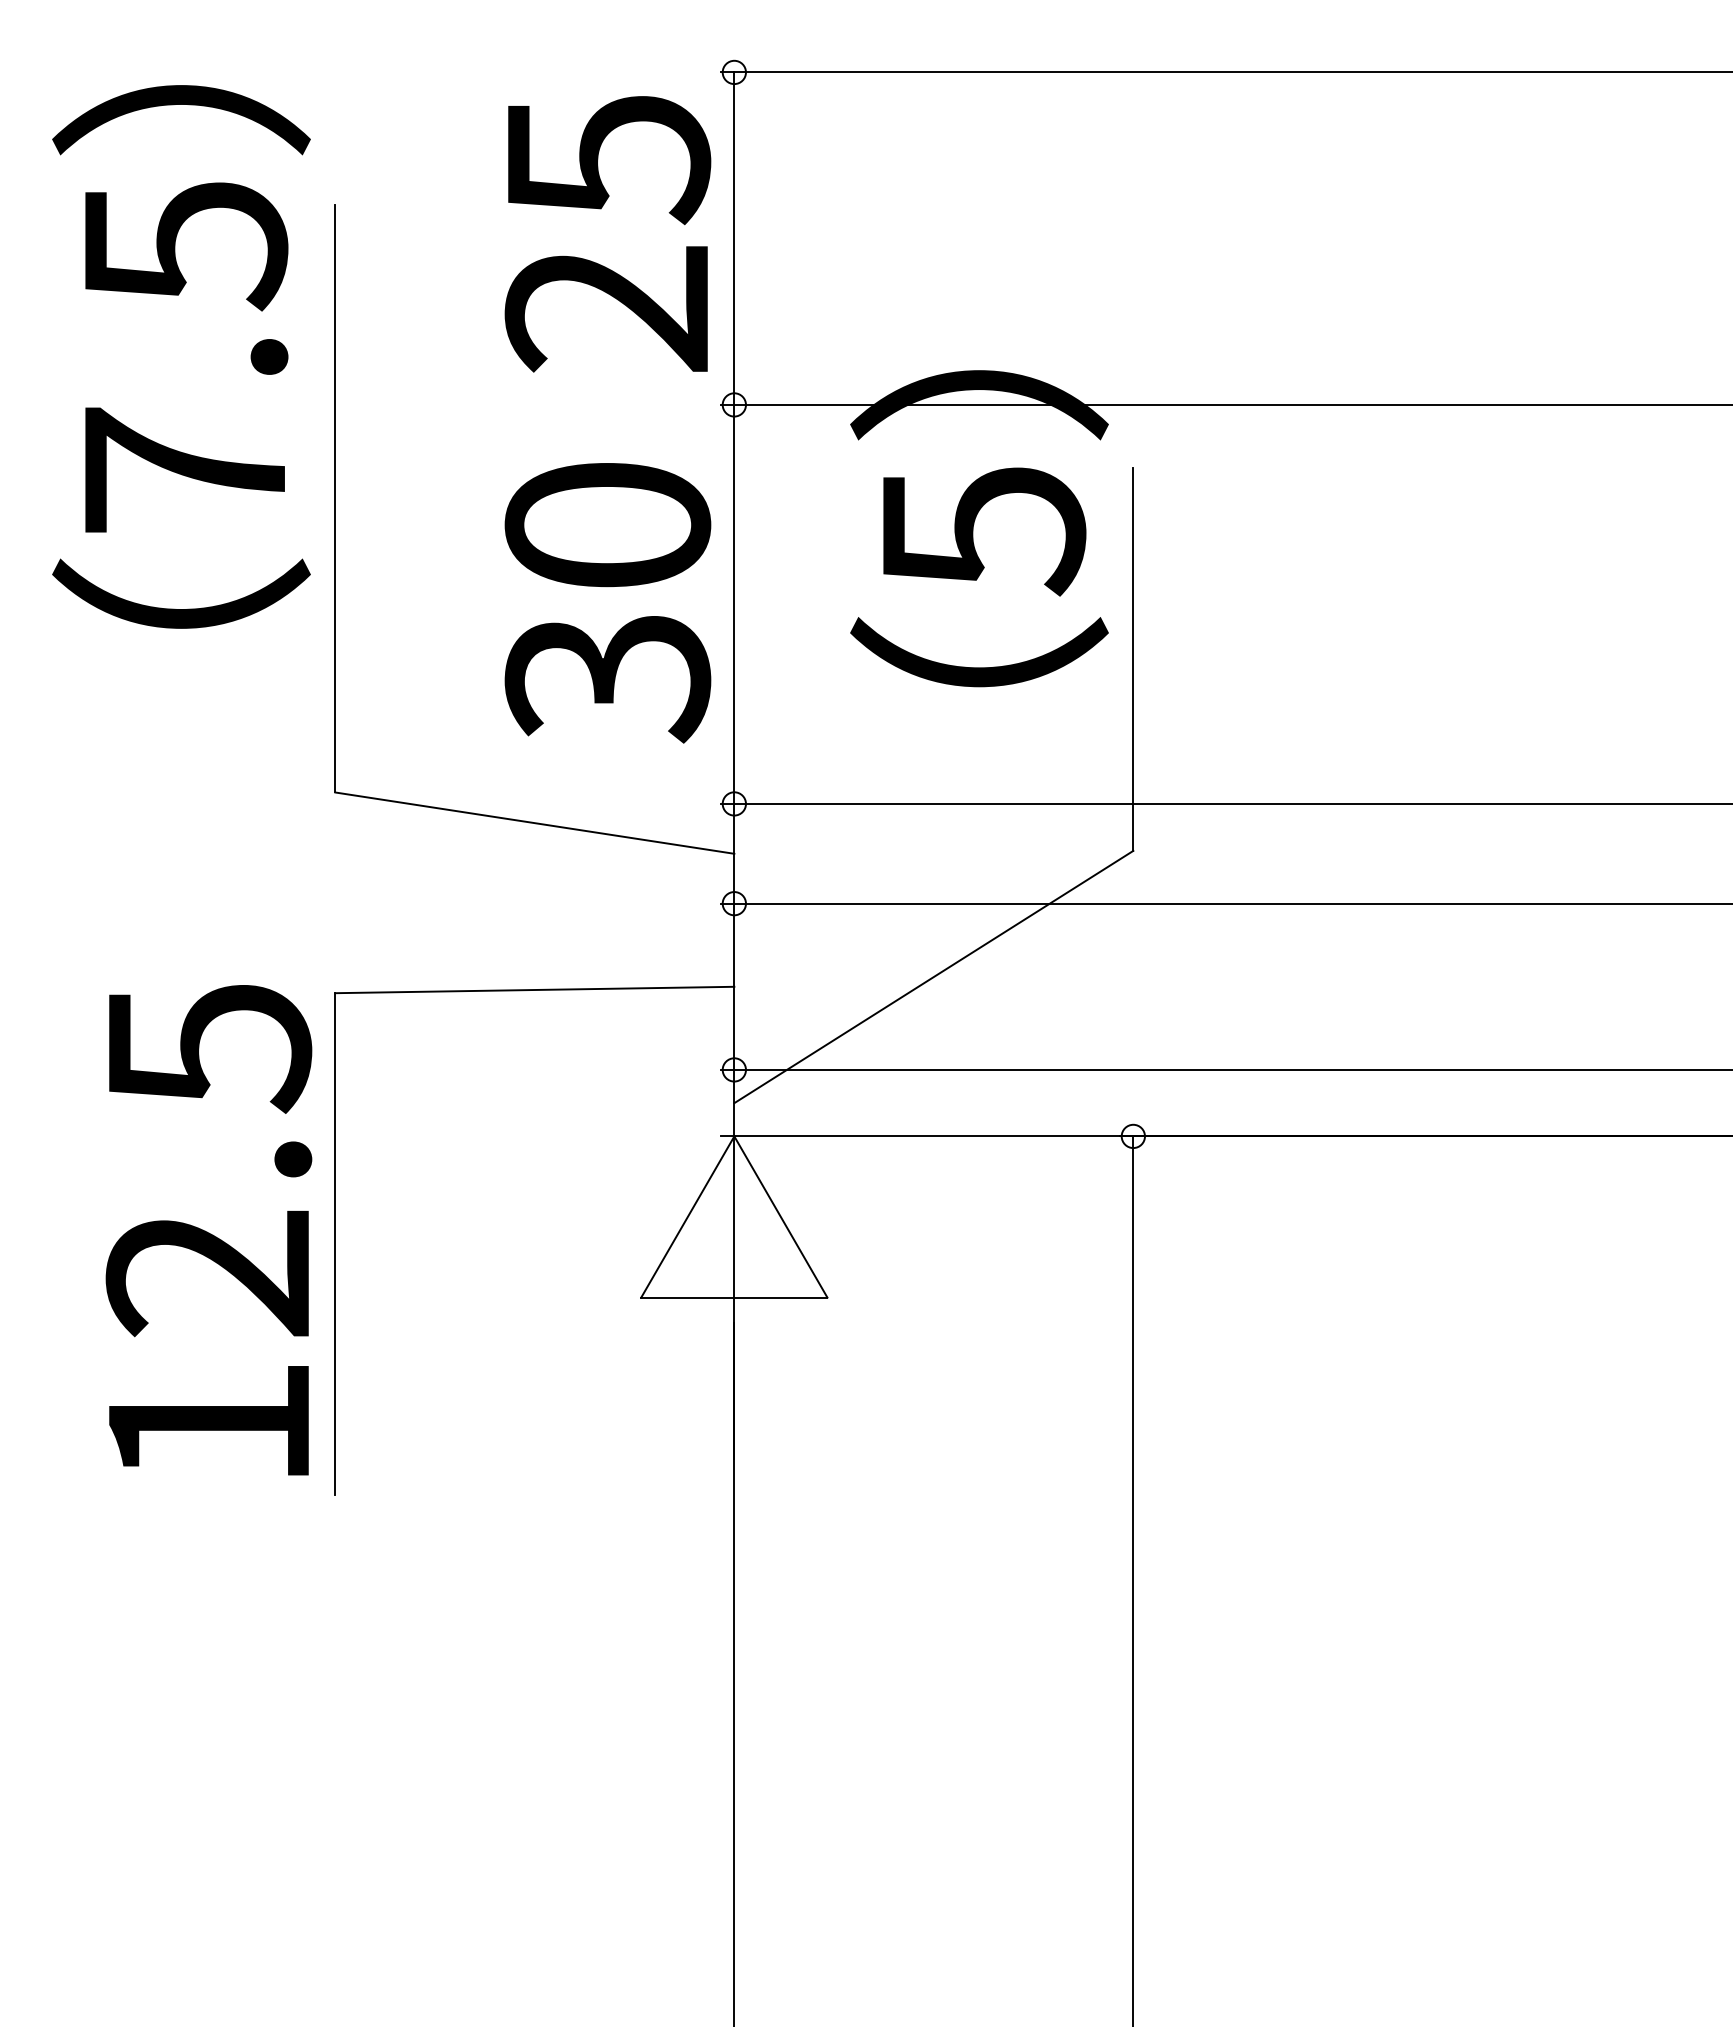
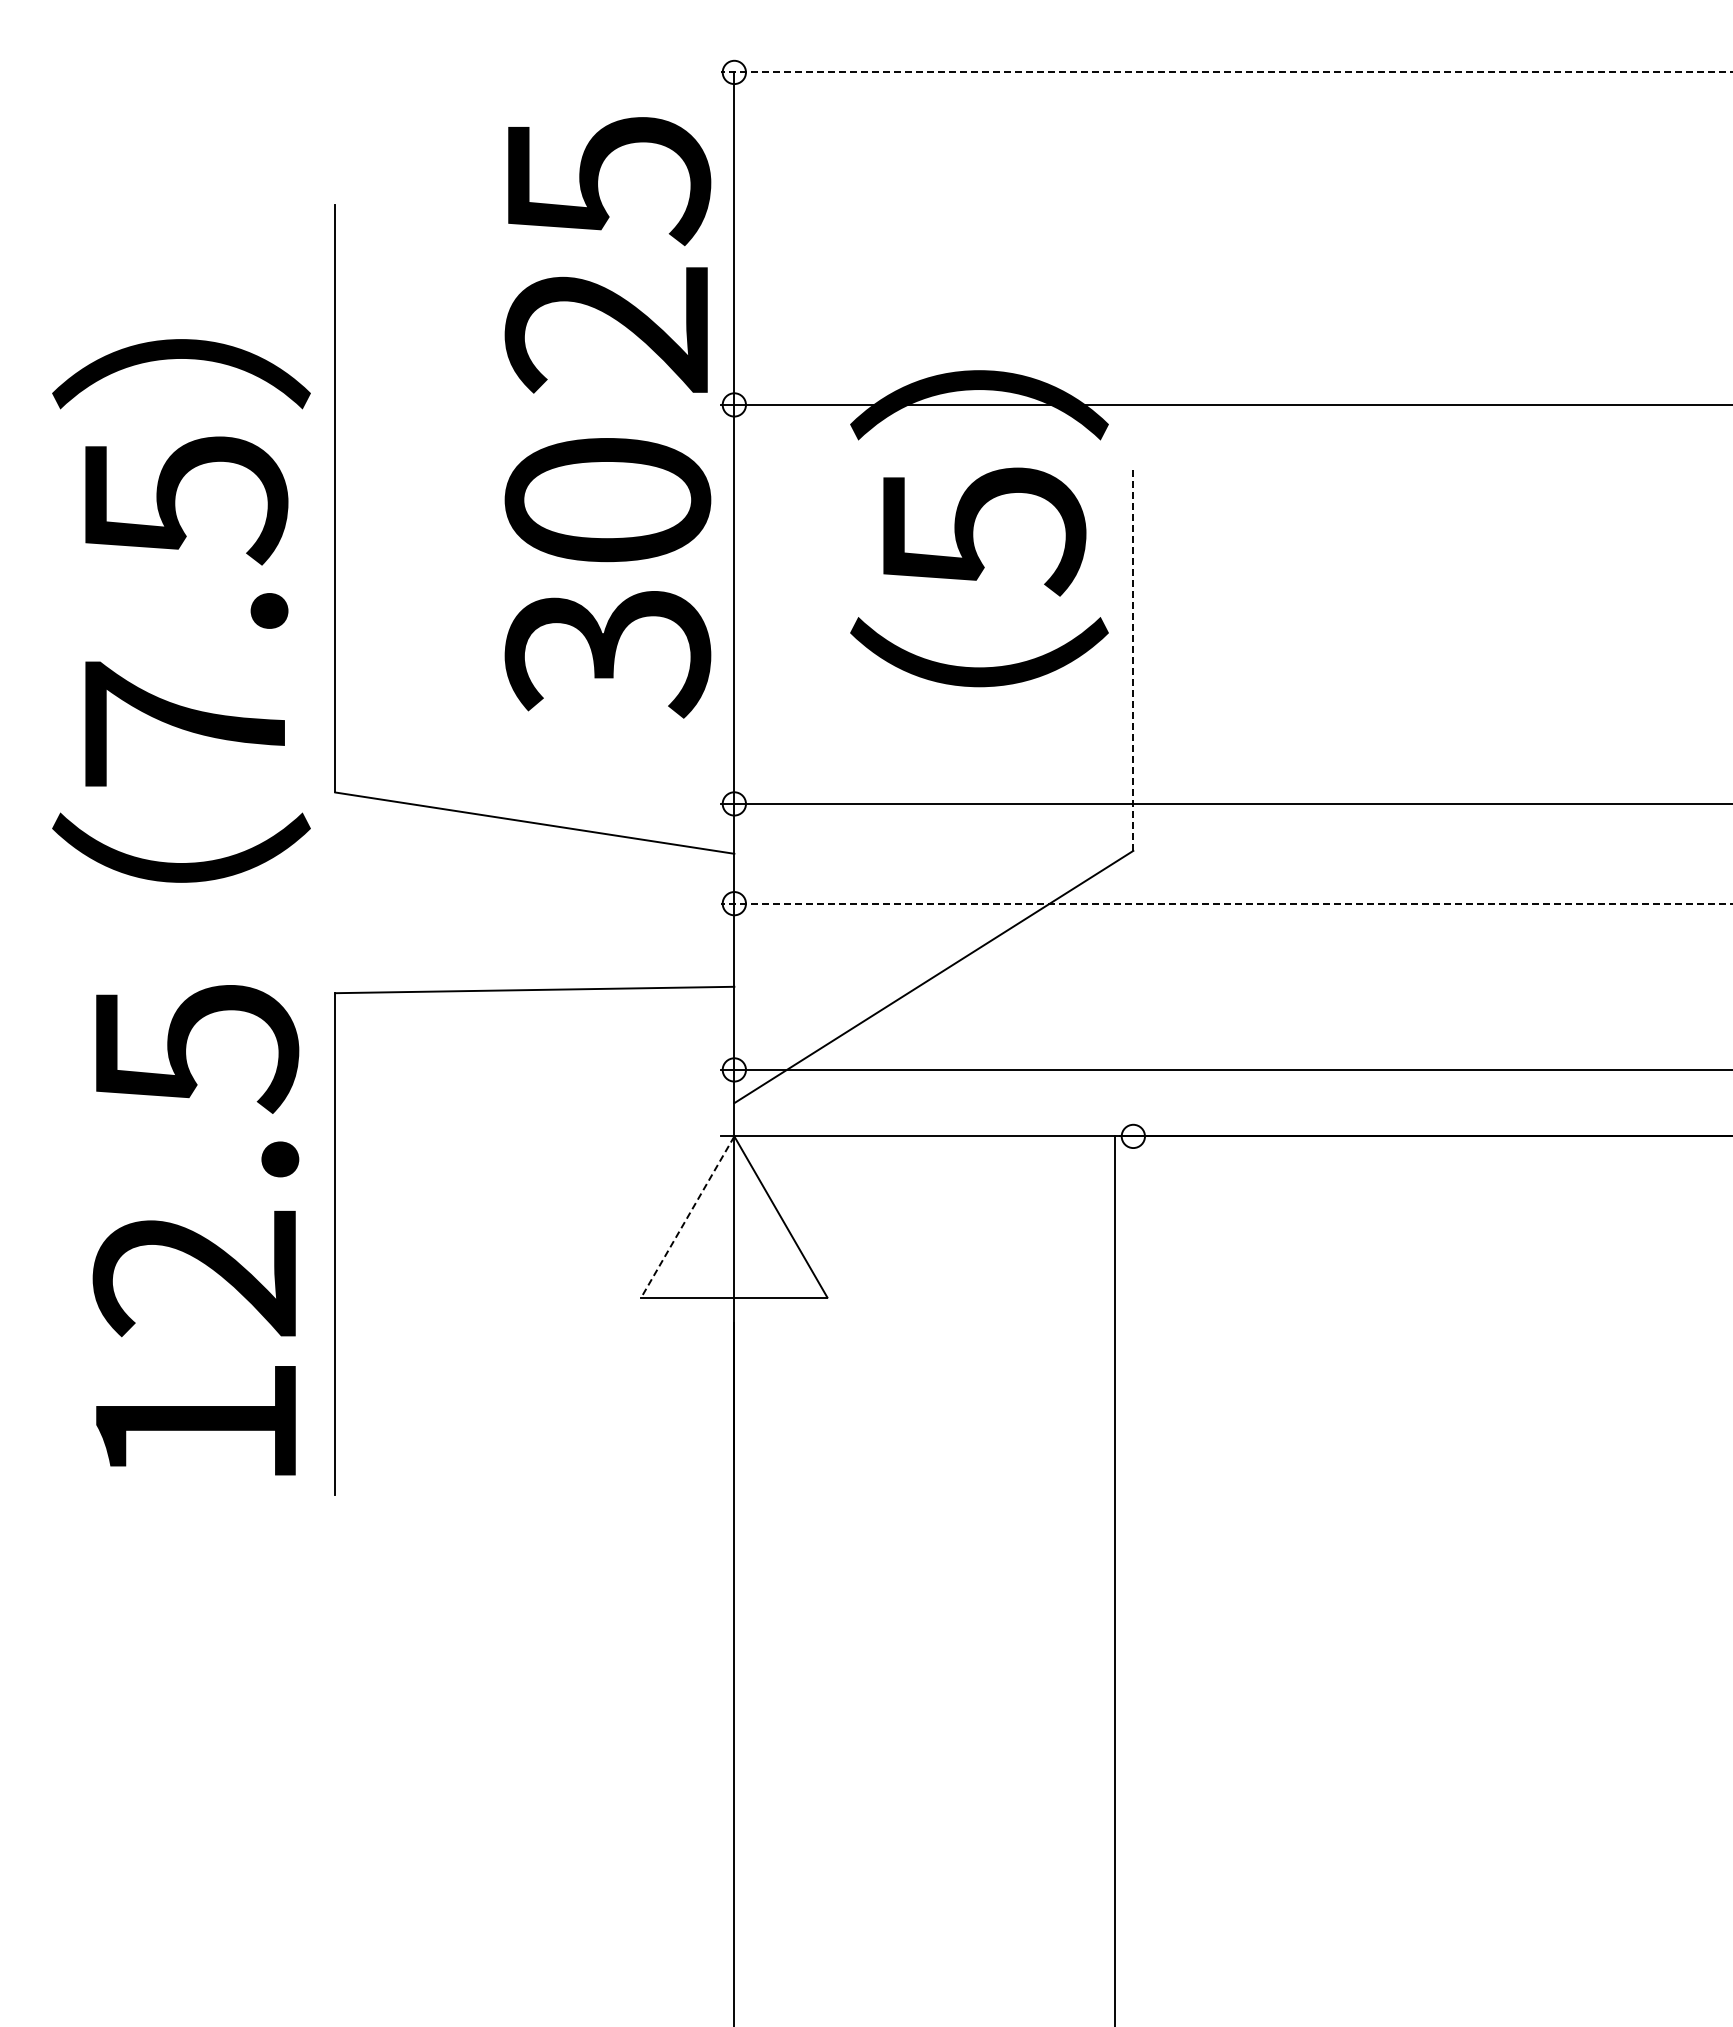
line: solid -> dashed (1226, 72)
text position: (607, 234) -> (607, 255) (607, 255)
text position: (181, 356) -> (181, 610) (181, 610)
text position: (607, 603) -> (607, 578) (607, 578)
line: solid -> dashed (1133, 659)
line: solid -> dashed (1226, 903)
line: solid -> dashed (687, 1217)
text position: (208, 1230) -> (195, 1230) (195, 1230)
line position: (1133, 1579) -> (1115, 1579) (1115, 1579)
